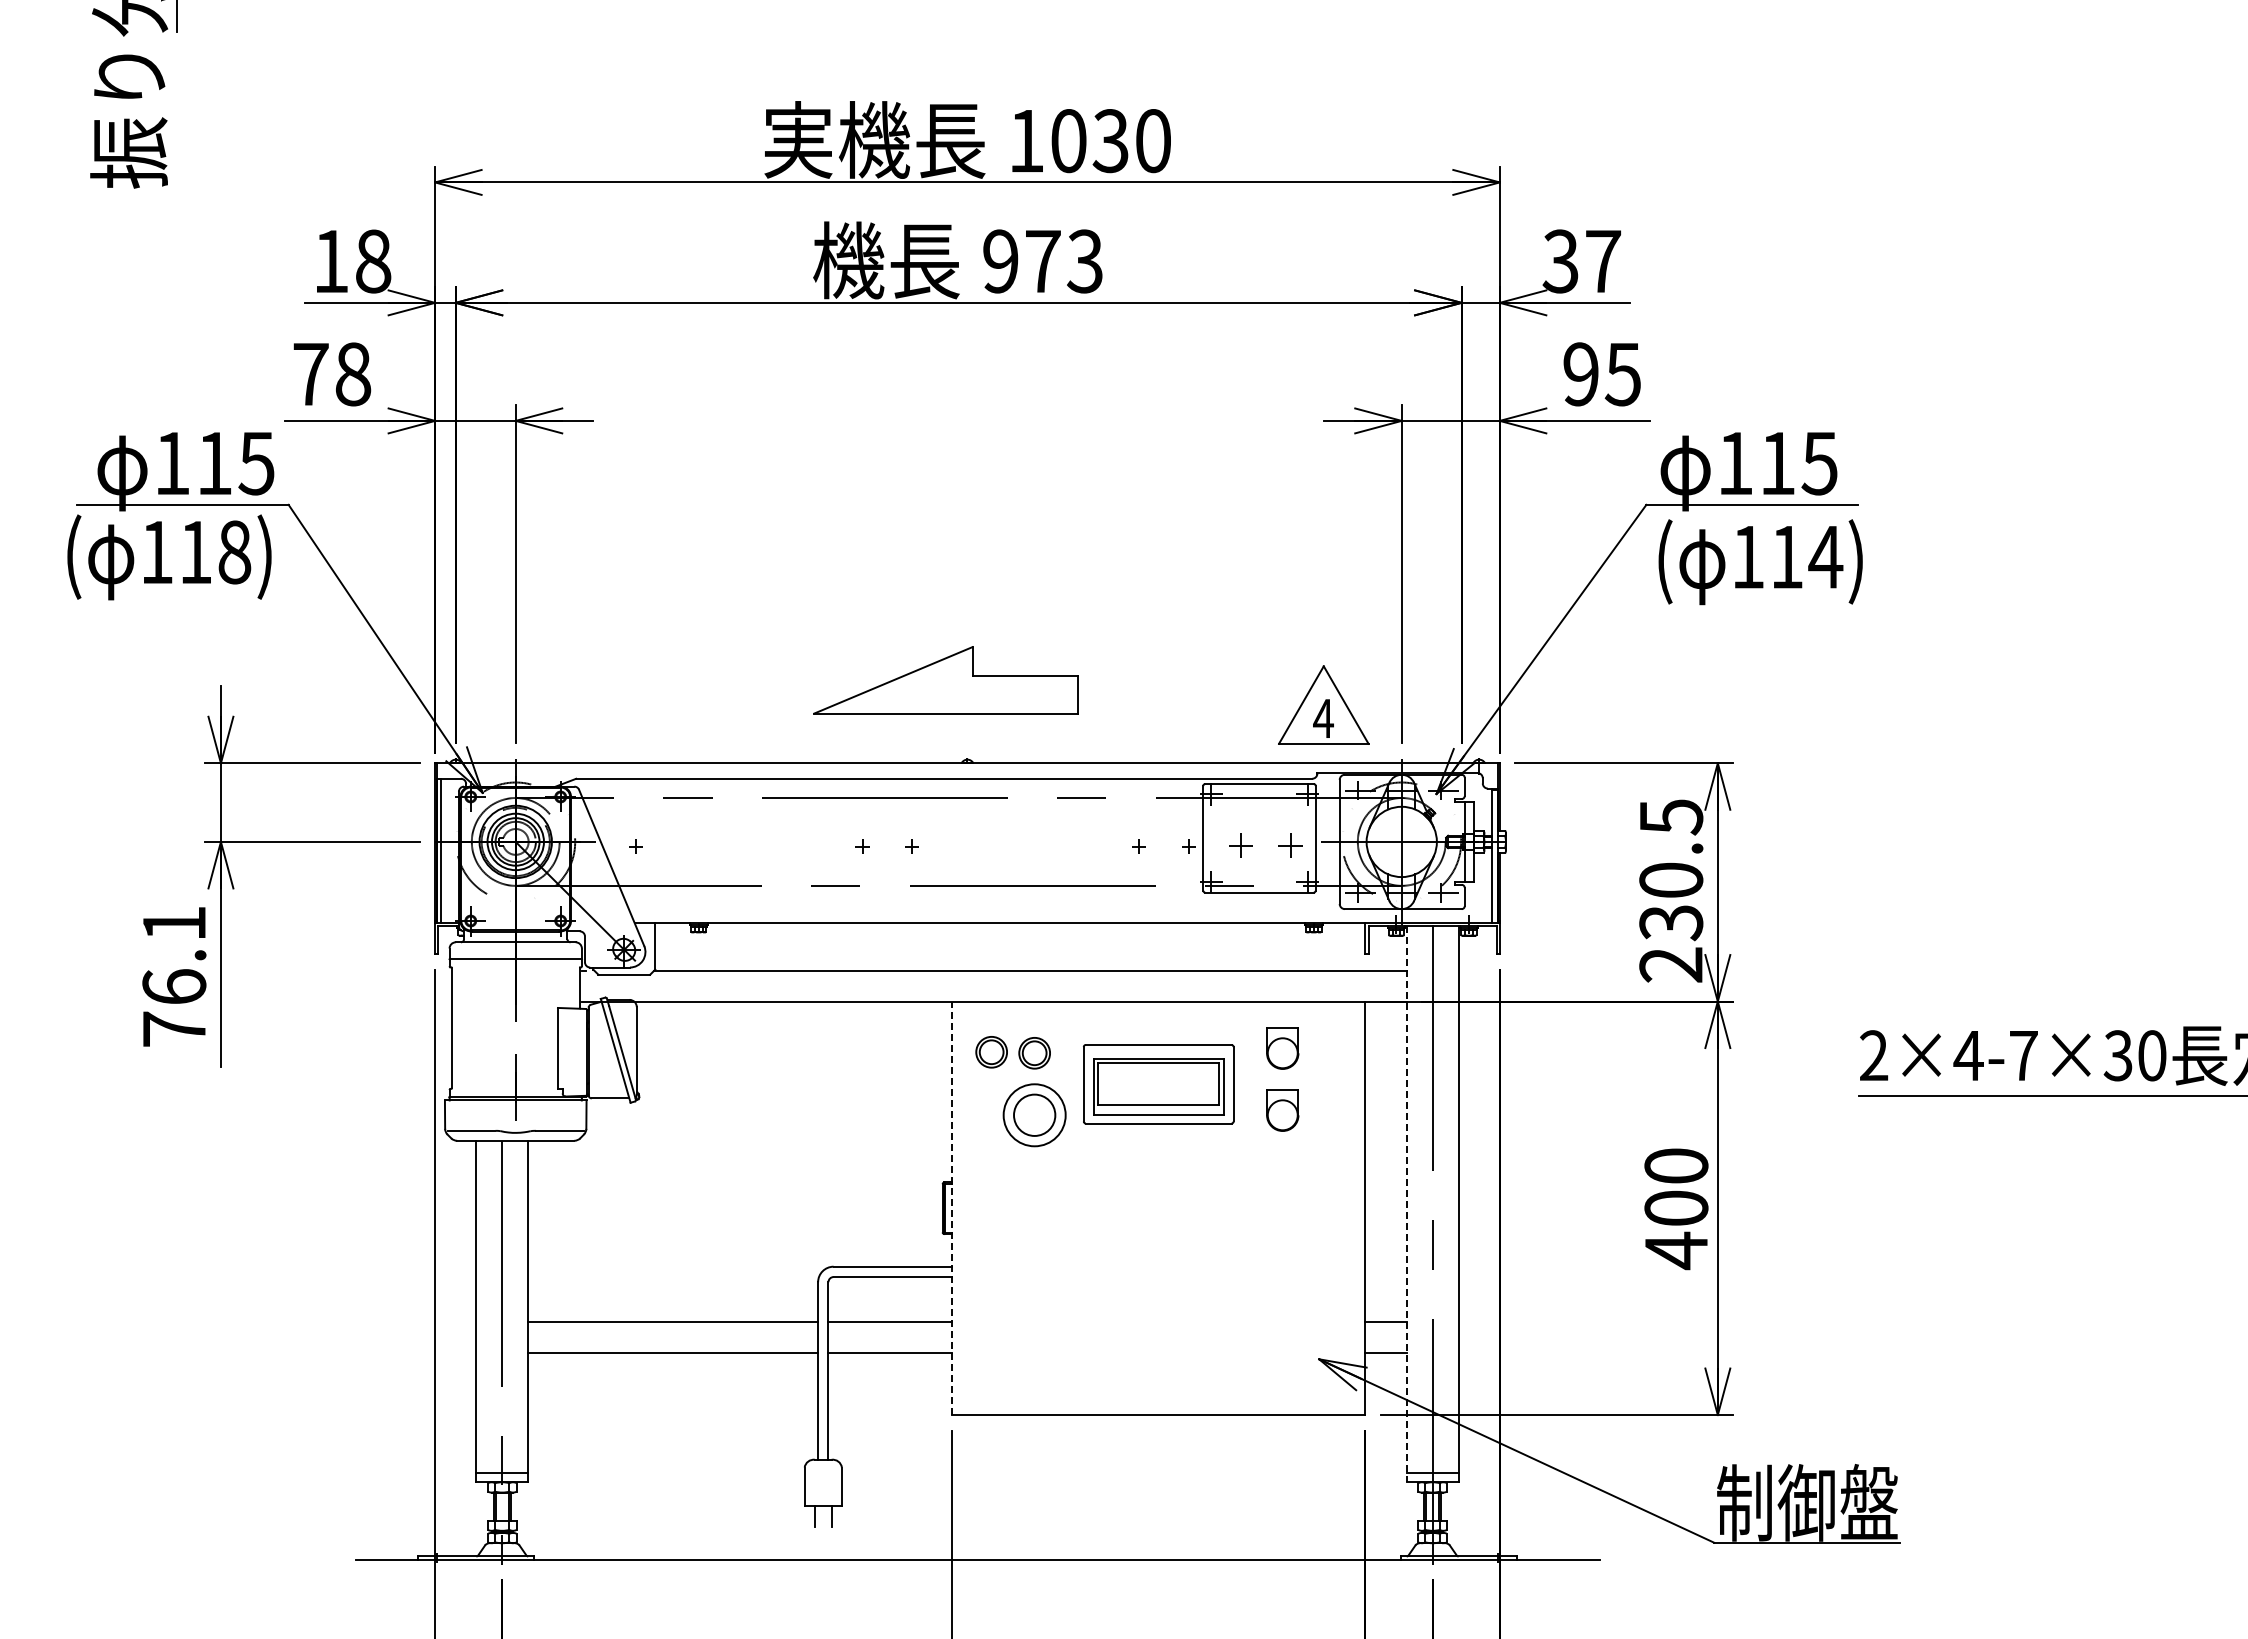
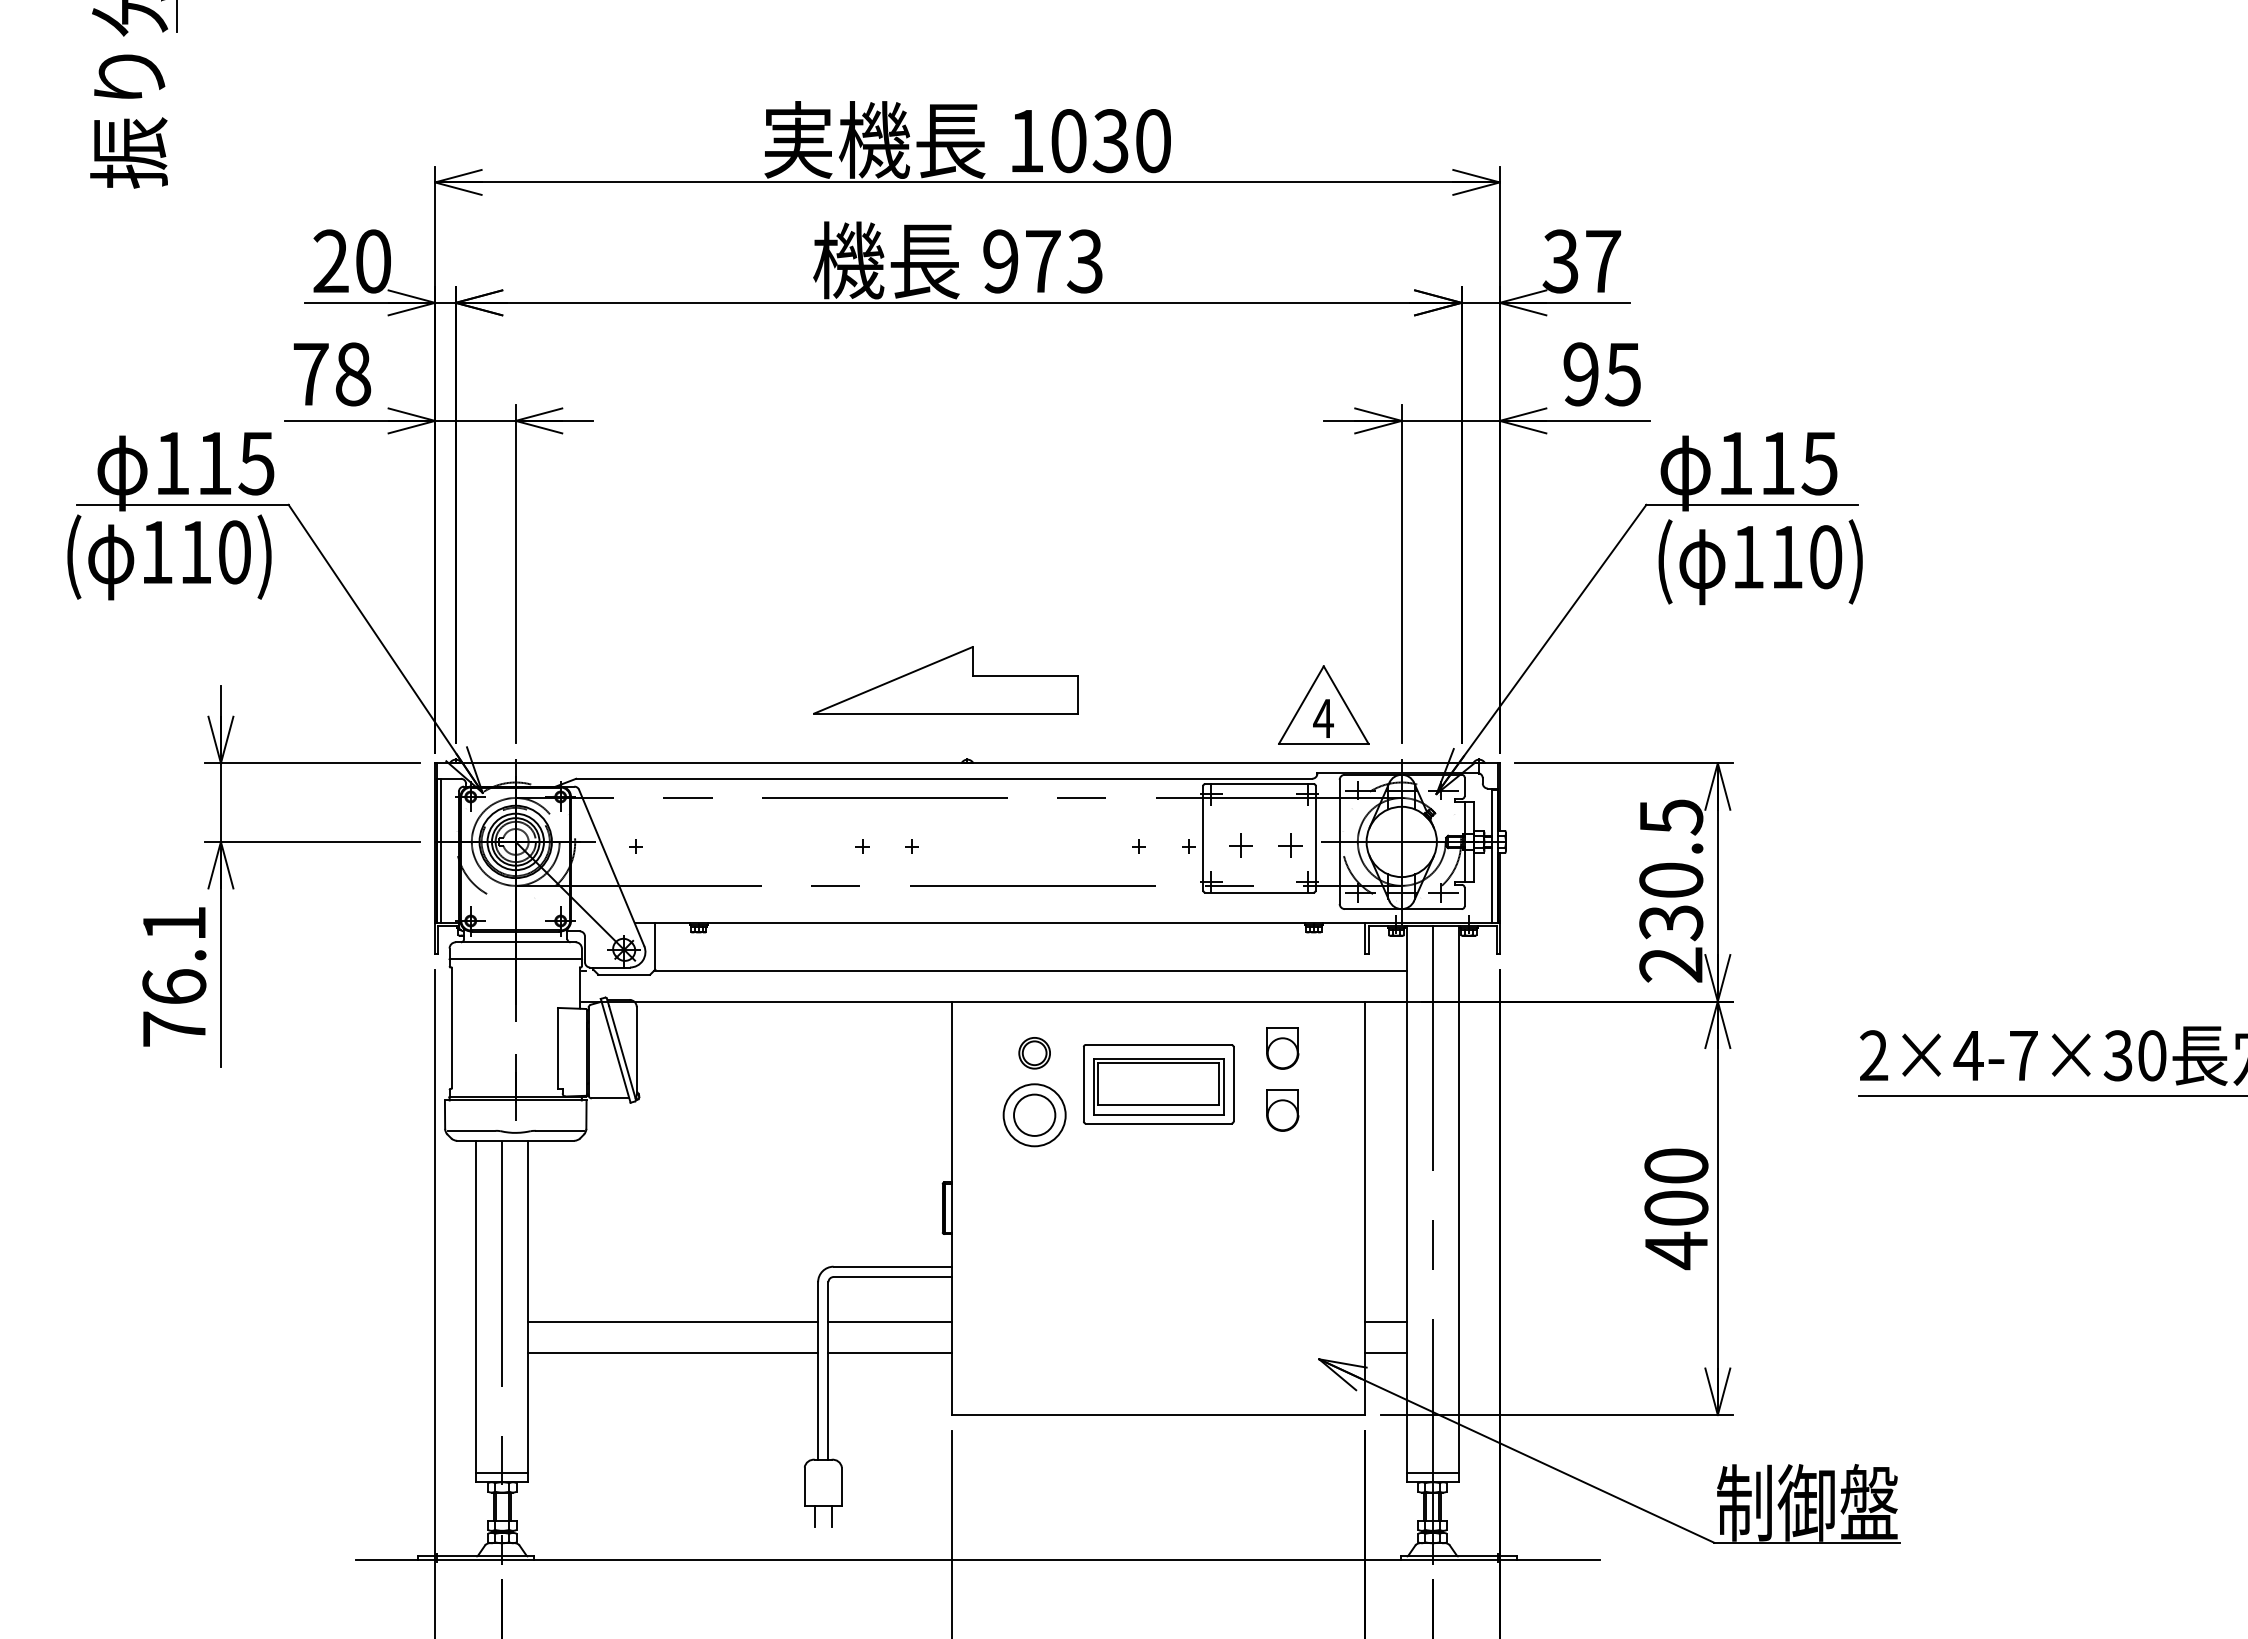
text: 18 -> 20 (352, 261)
text: 118) -> 110) (234, 552)
text: 114) -> 110) (1825, 557)
part: present -> none (991, 1052)
line: dashed -> solid (1406, 1204)
line: dashed -> solid (951, 1208)
